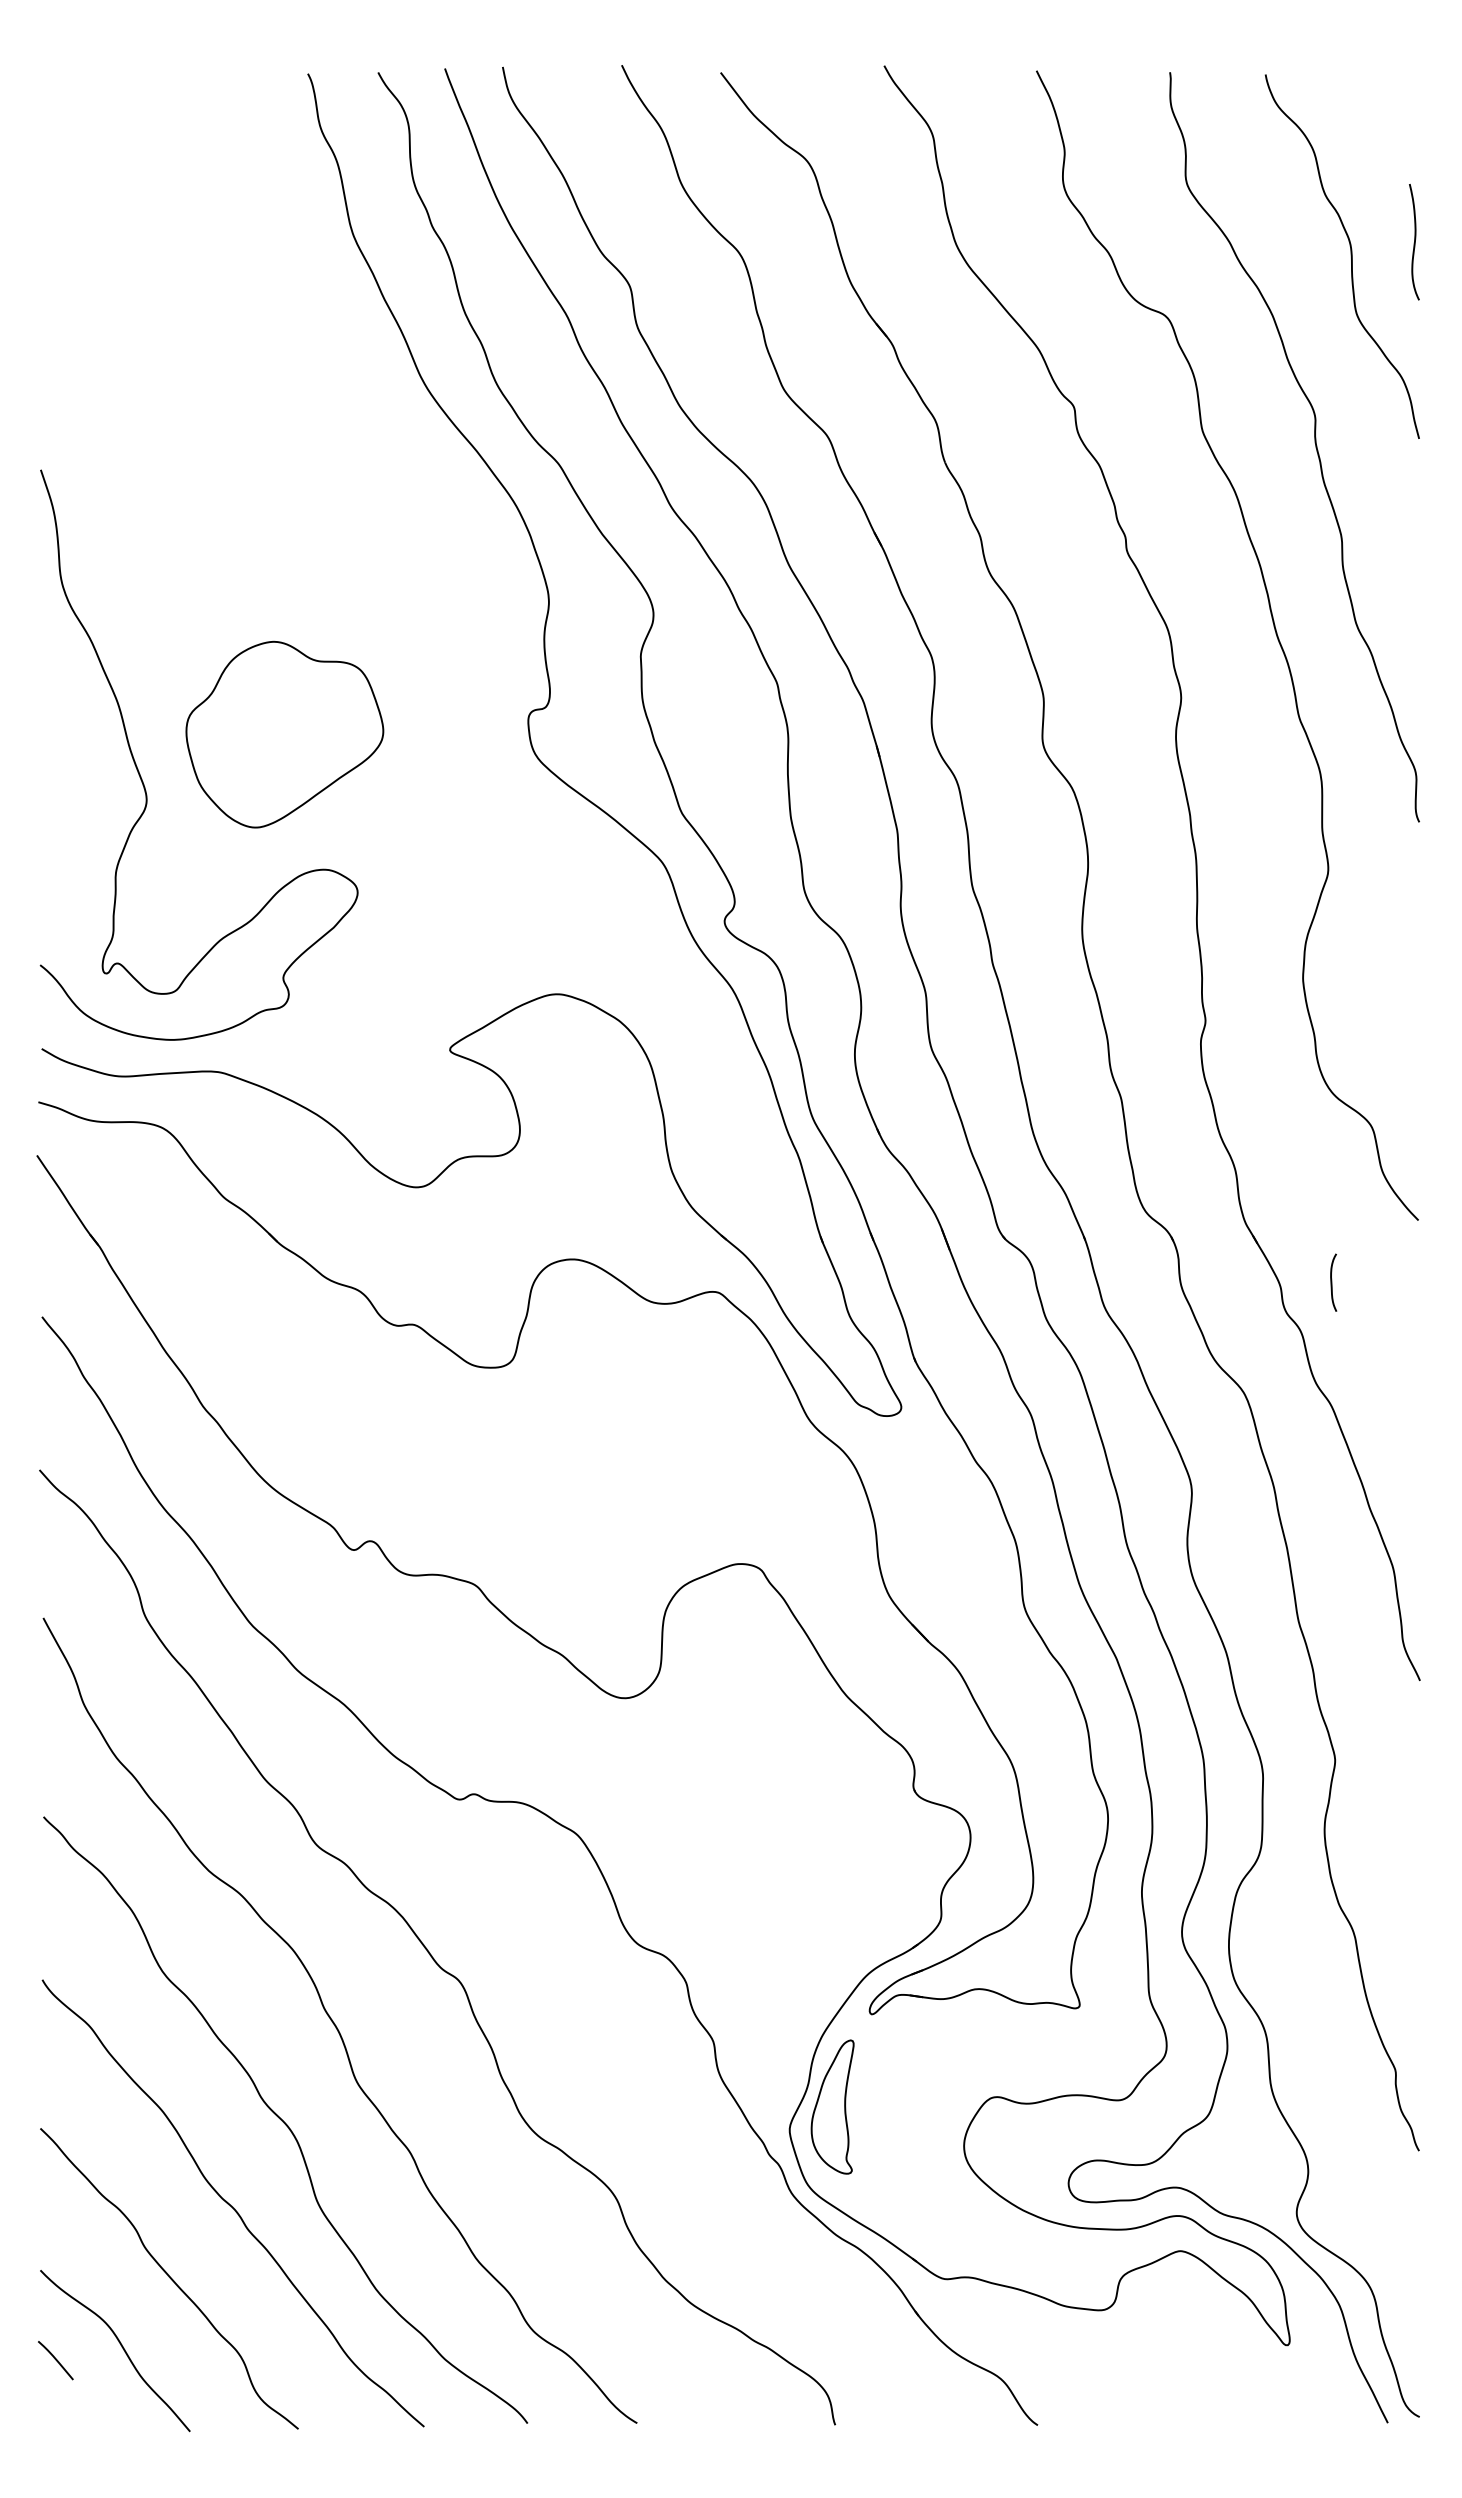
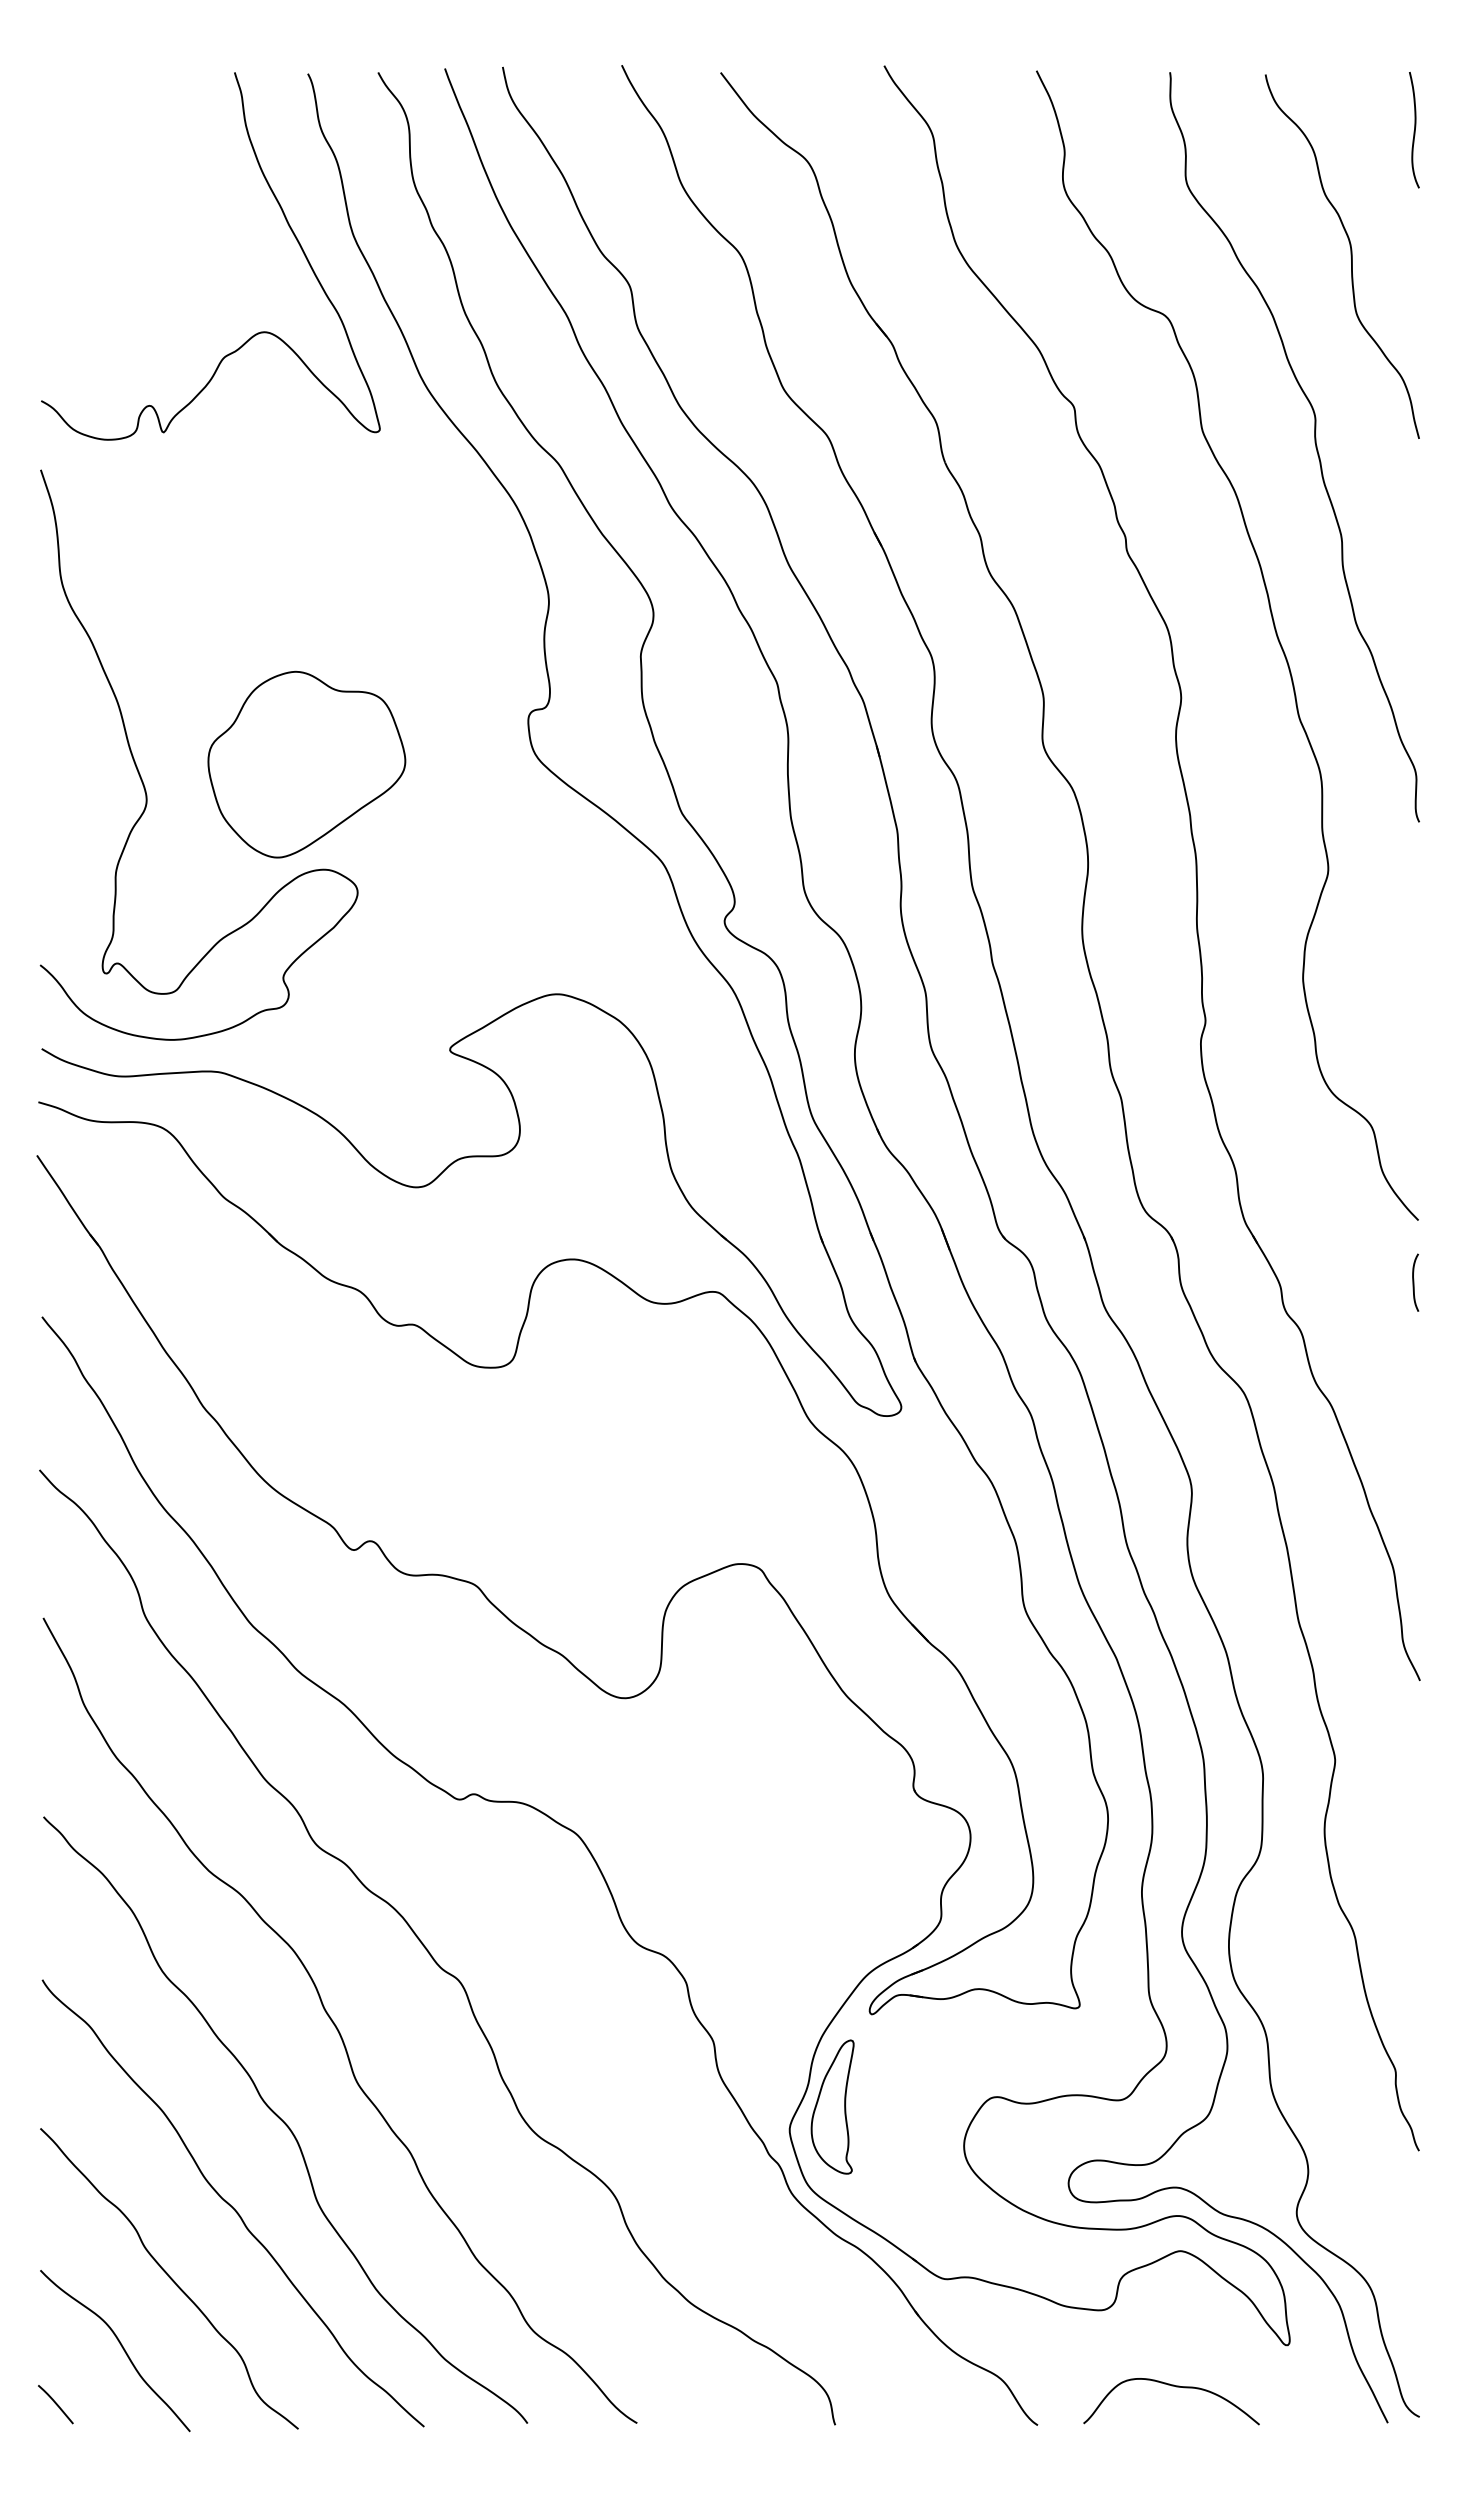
curve: none -> present (285, 220)
curve position: (1414, 242) -> (1414, 130) (1414, 130)
part position: (284, 734) -> (306, 764) (306, 764)
curve position: (1332, 1282) -> (1414, 1282) (1414, 1282)
line position: (55, 2360) -> (55, 2404) (55, 2404)
curve: none -> present (1176, 2387)
